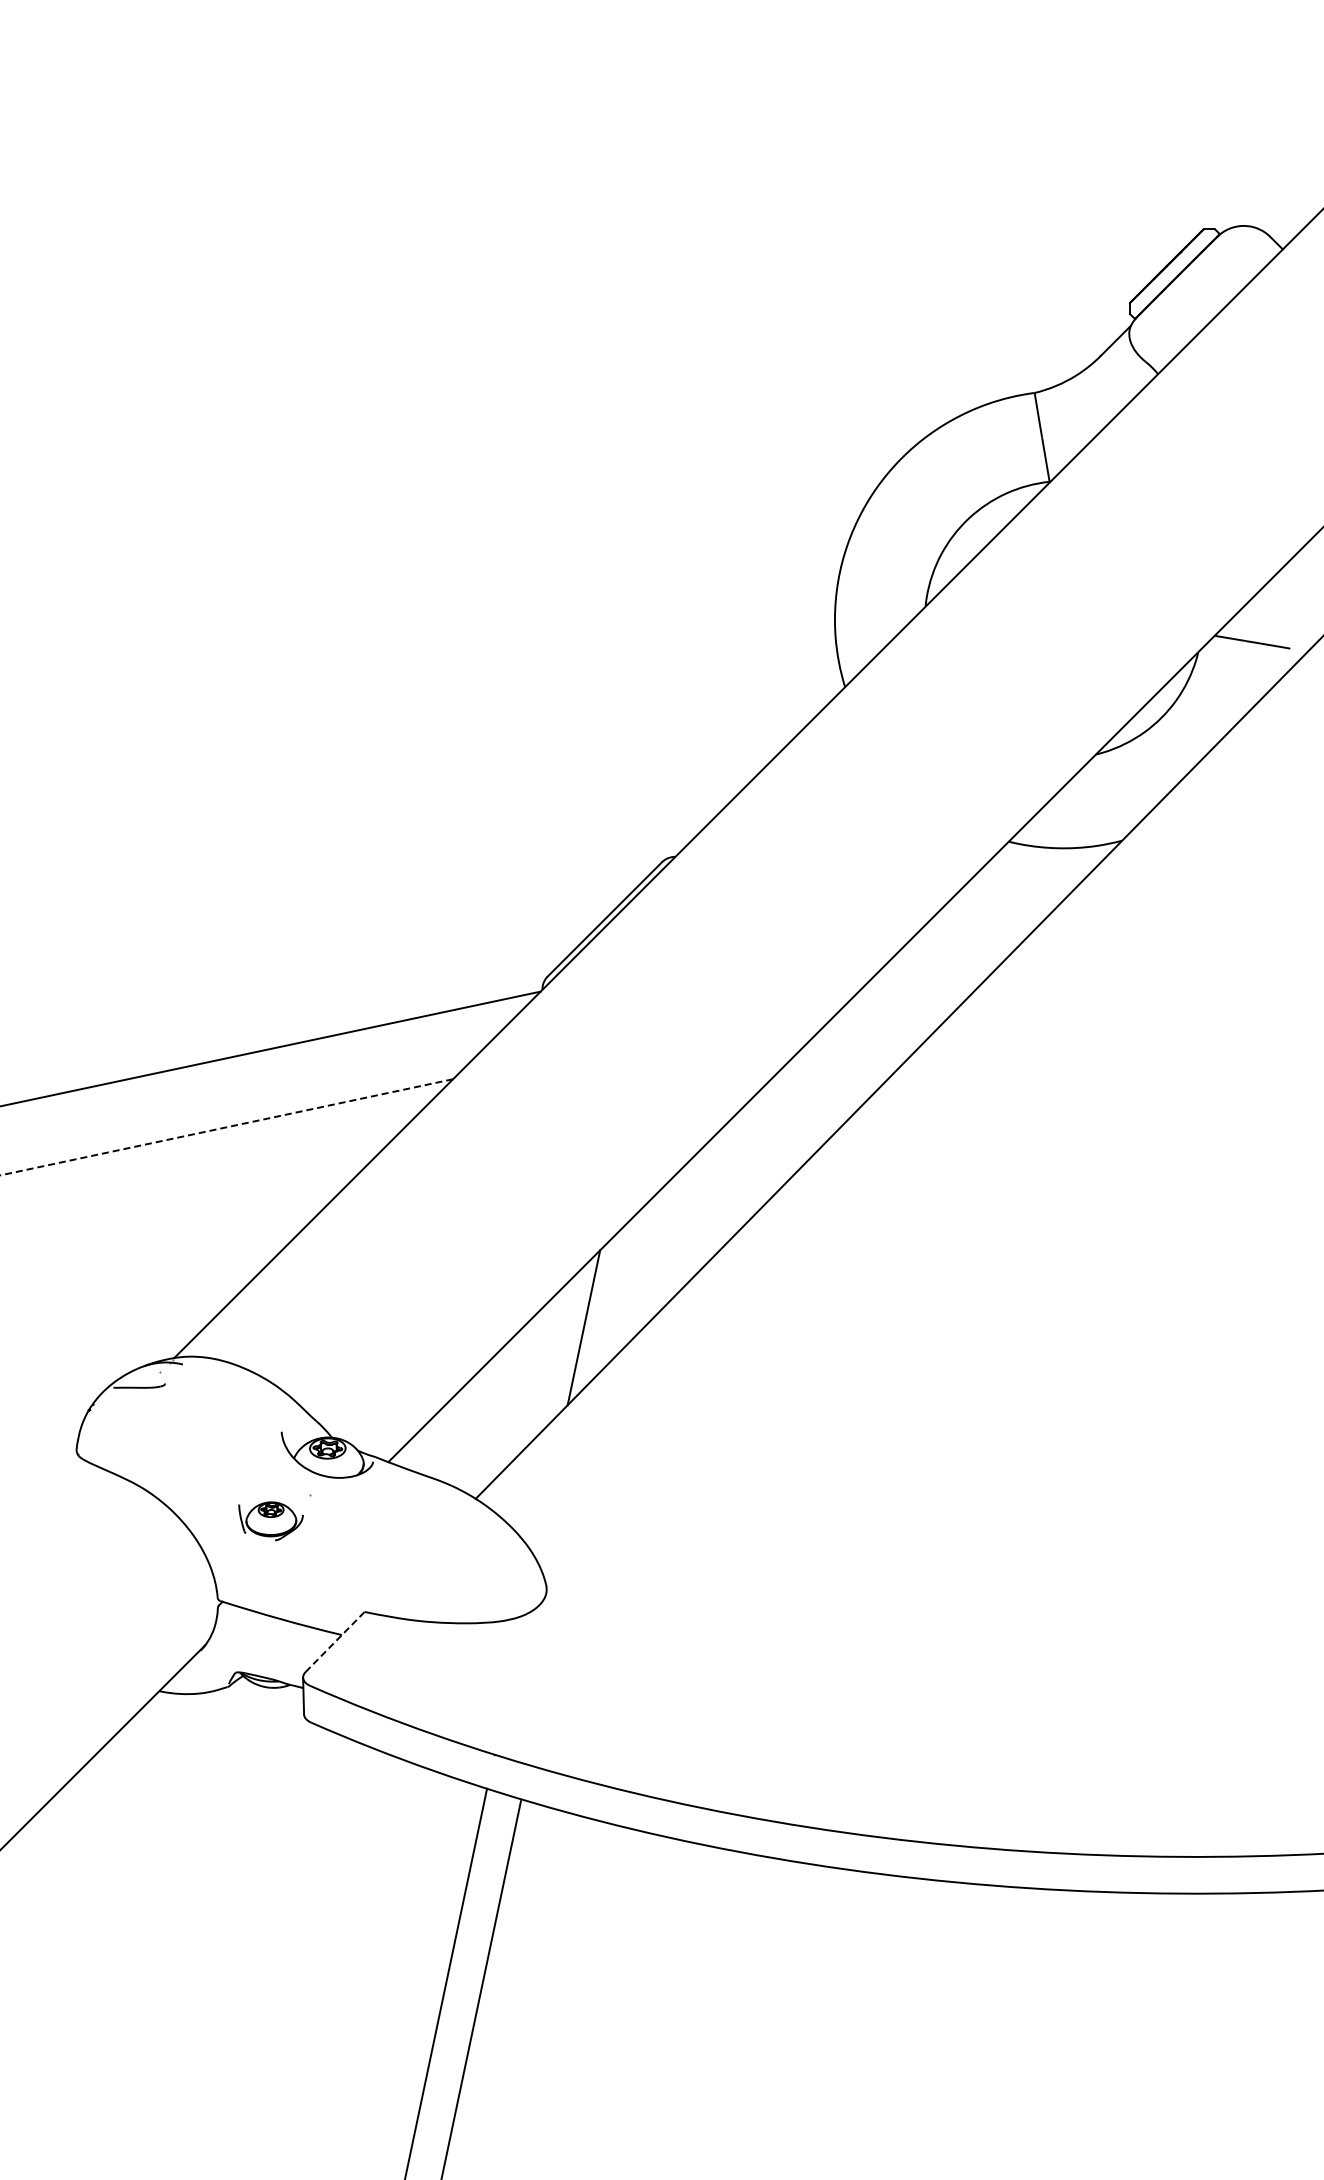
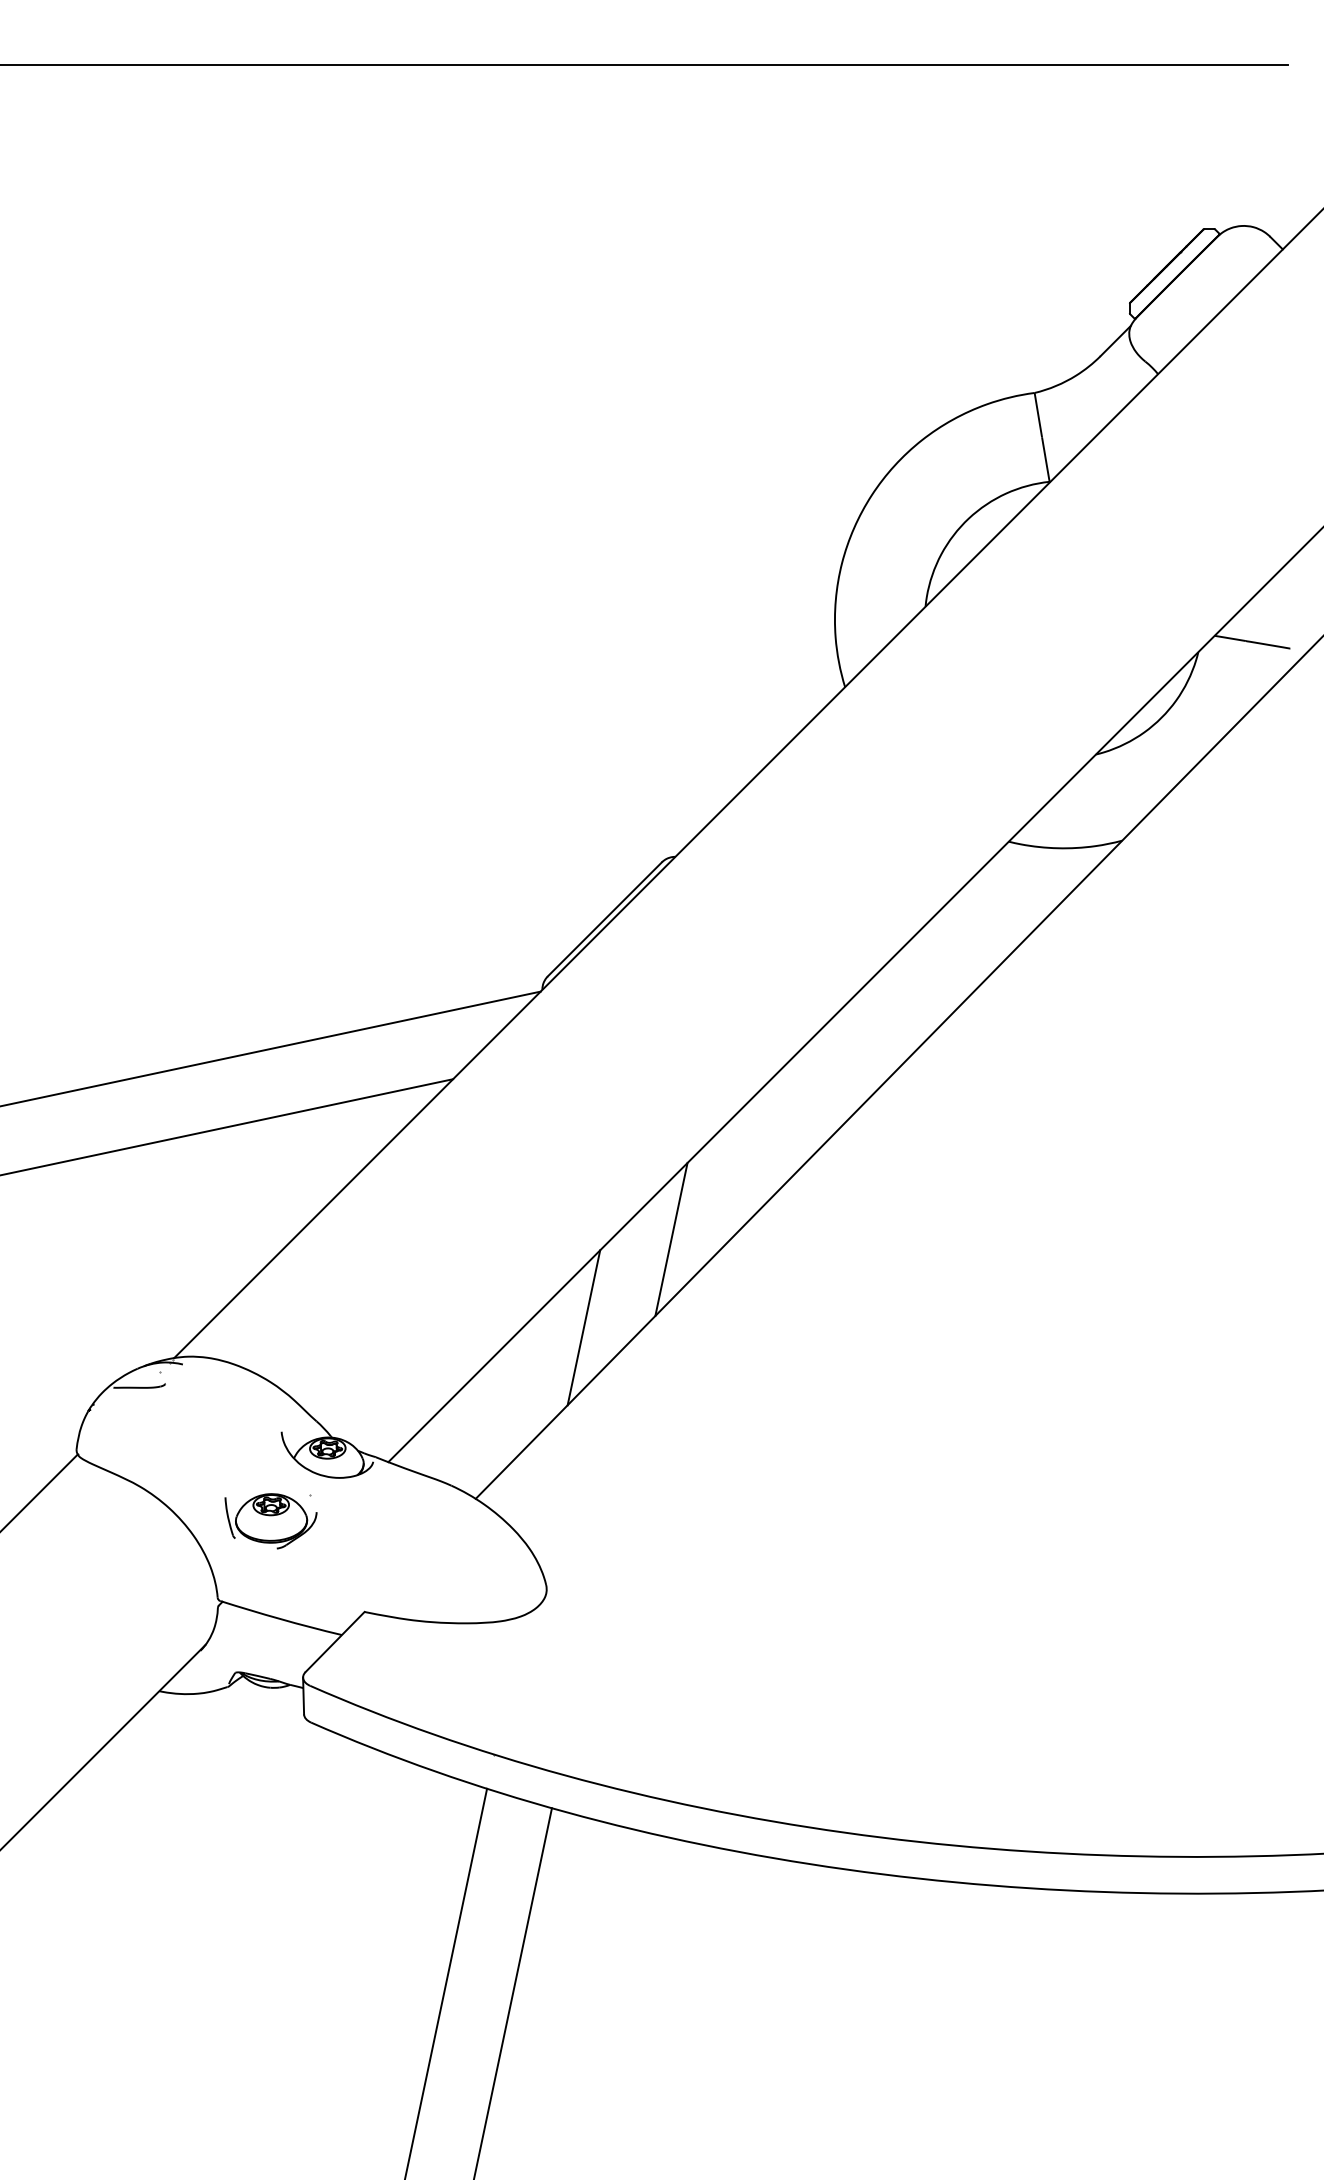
line: none -> present (644, 65)
line: dashed -> solid (226, 1127)
line: none -> present (671, 1238)
line: none -> present (39, 1492)
part size: 66x41 px -> 94x57 px (270, 1521)
line: dashed -> solid (335, 1641)
line position: (481, 1988) -> (512, 1992) (512, 1992)
